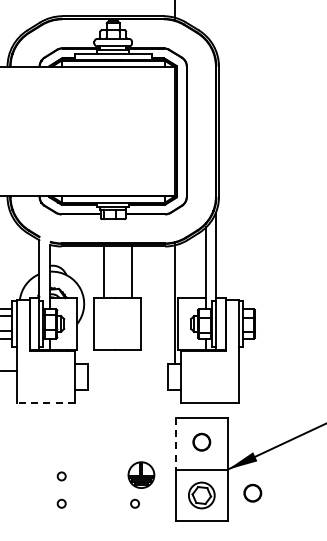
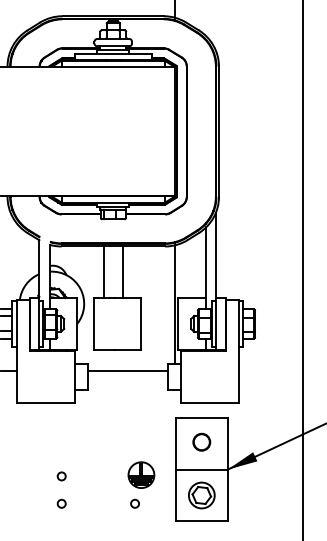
line: none -> present (302, 269)
line position: (132, 272) -> (123, 272) (123, 272)
line: none -> present (127, 370)
line: dashed -> solid (45, 403)
line: dashed -> solid (175, 443)
part: present -> none (252, 492)
